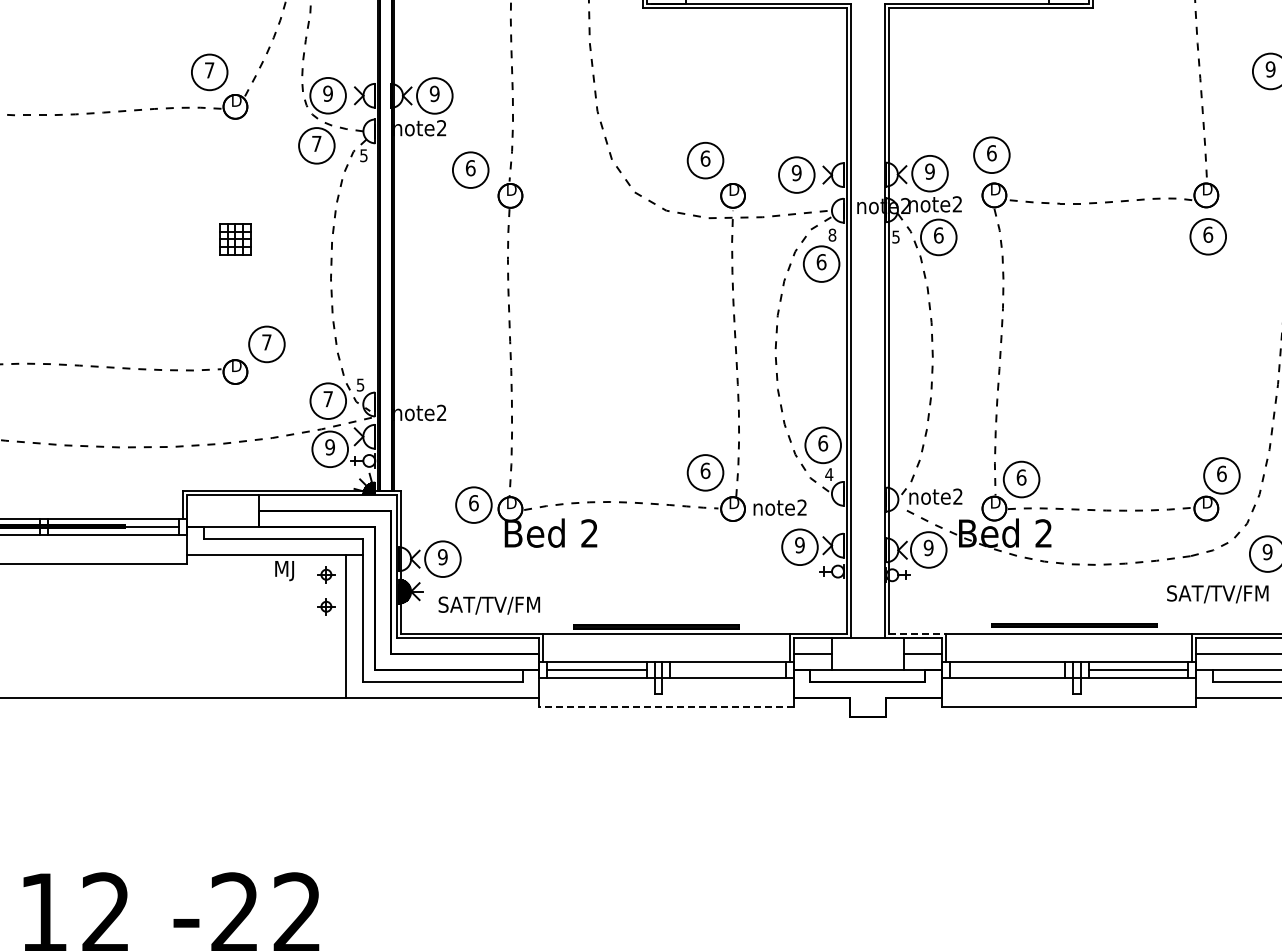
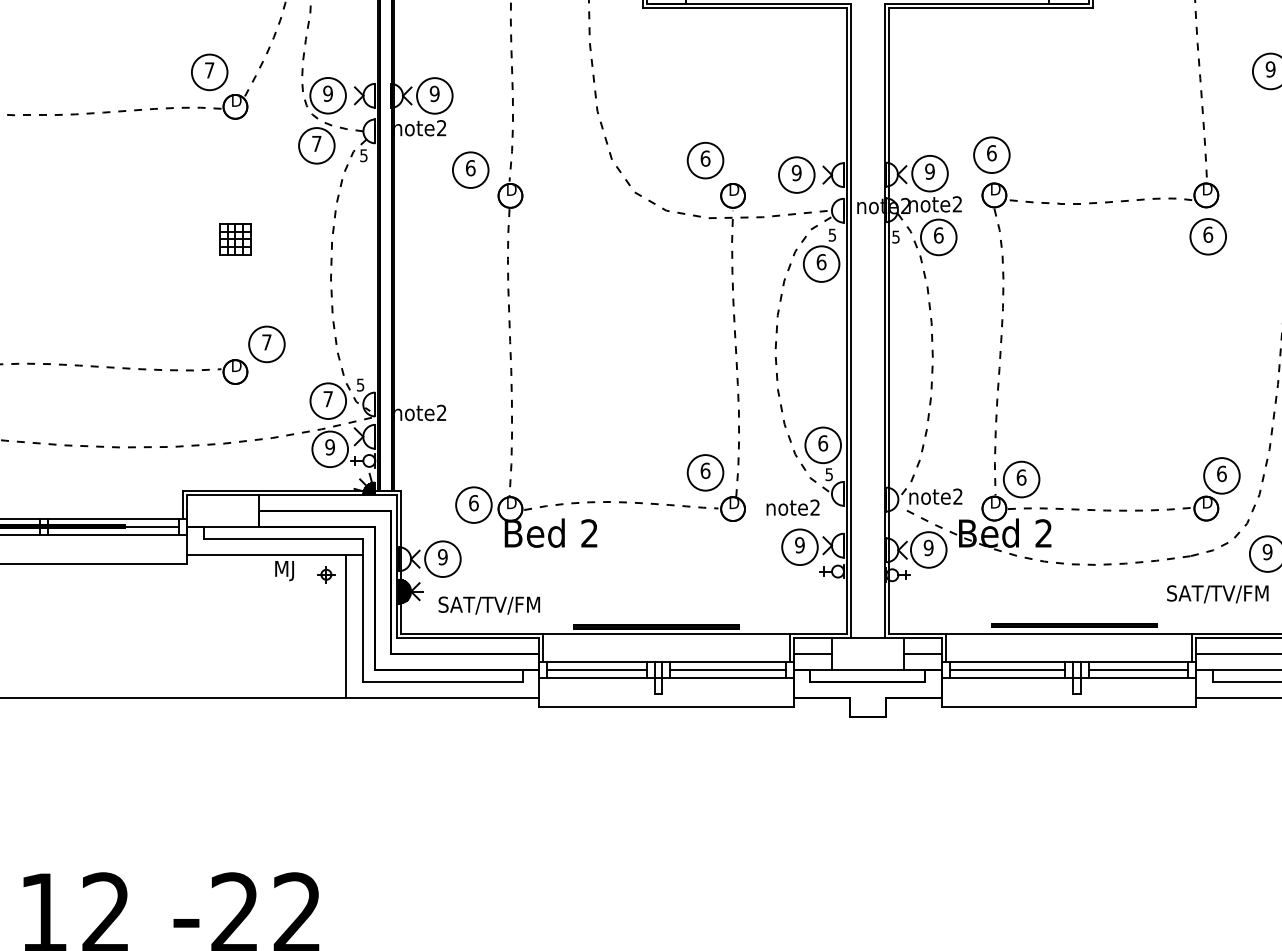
text: 8 -> 5 (832, 234)
text: 4 -> 5 (829, 474)
text position: (779, 507) -> (792, 507) (792, 507)
part: present -> none (326, 606)
line: dashed -> solid (917, 633)
line: none -> present (727, 669)
line: none -> present (1006, 669)
line: dashed -> solid (665, 706)
